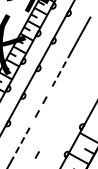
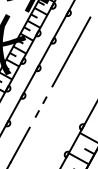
line: dashed -> solid (61, 69)
line: dashed -> solid (20, 144)
line: present -> none (36, 154)
